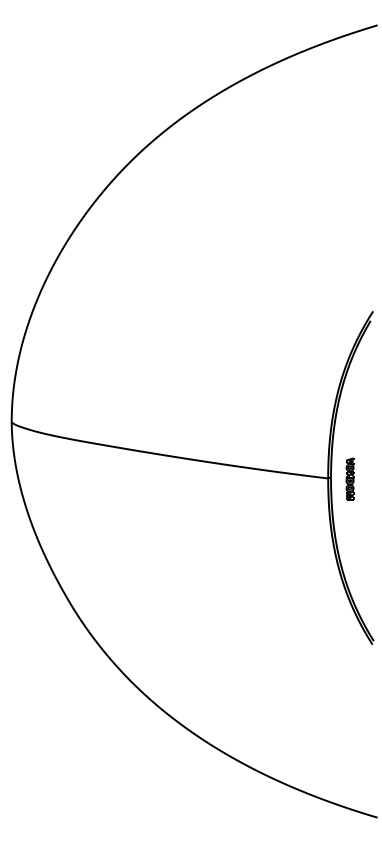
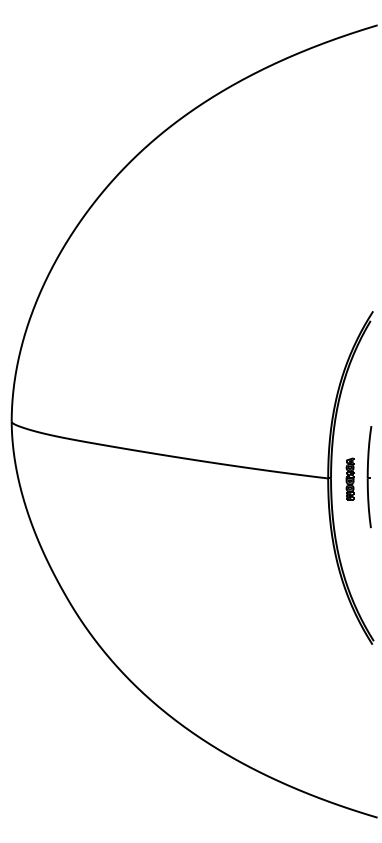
part: none -> present (369, 477)
